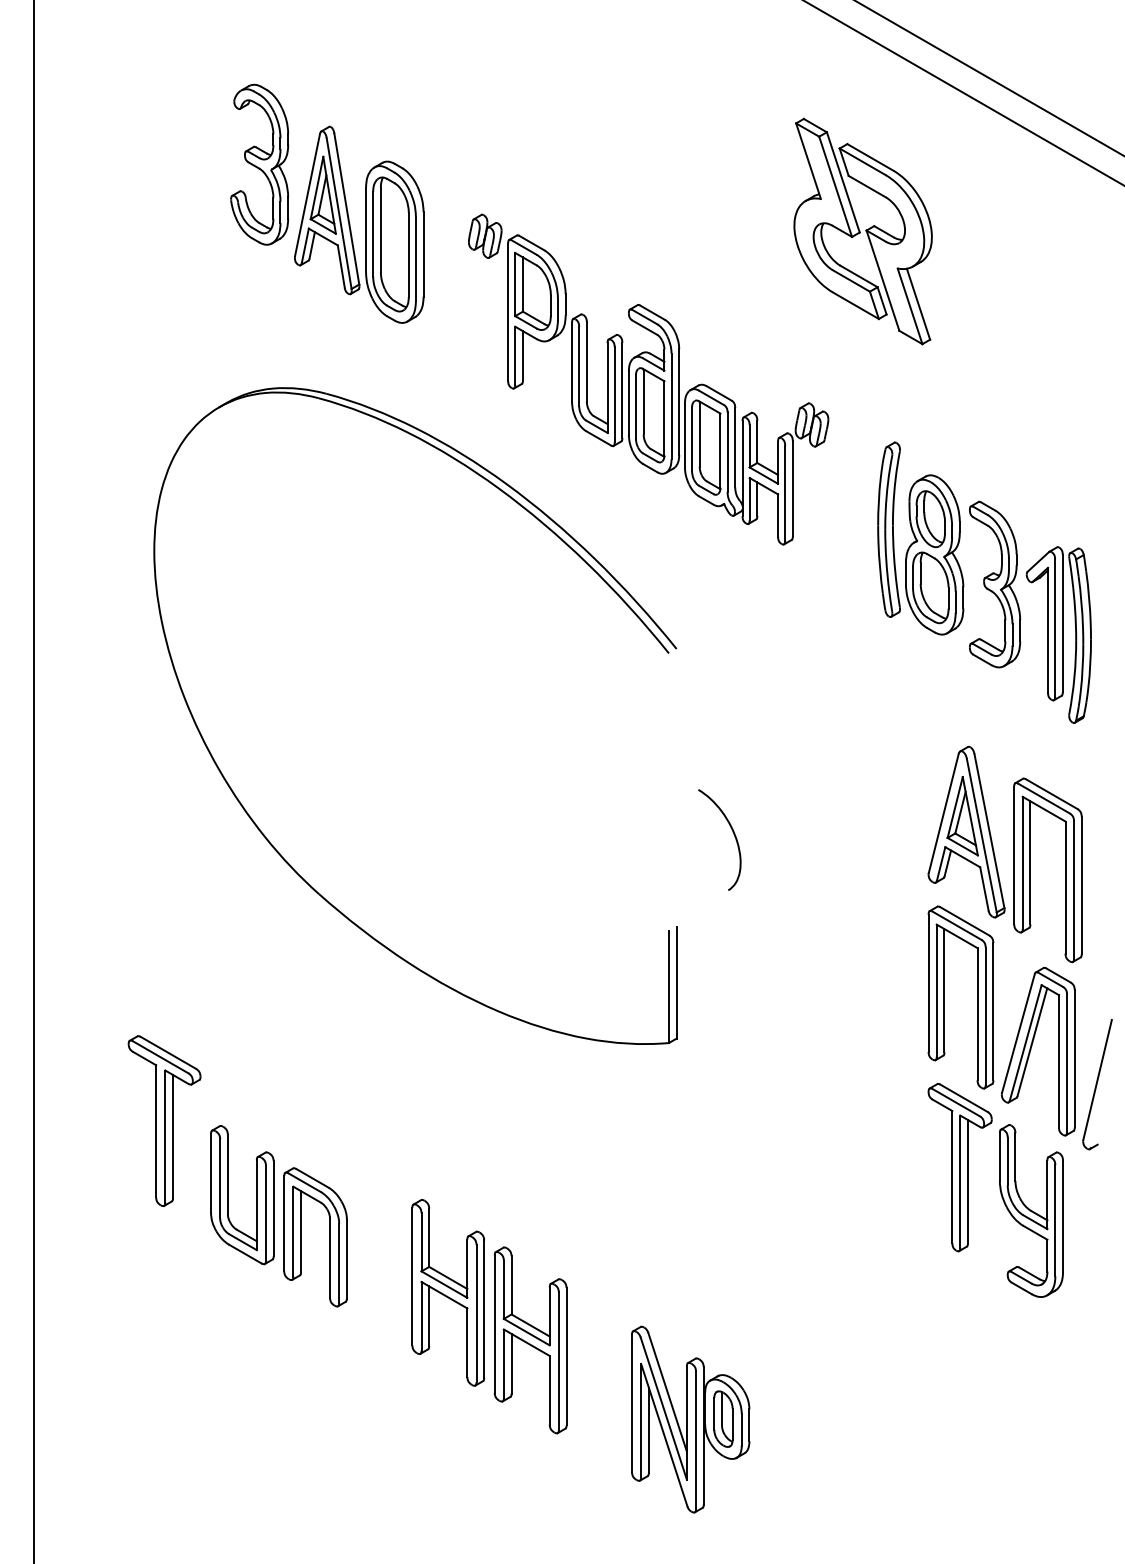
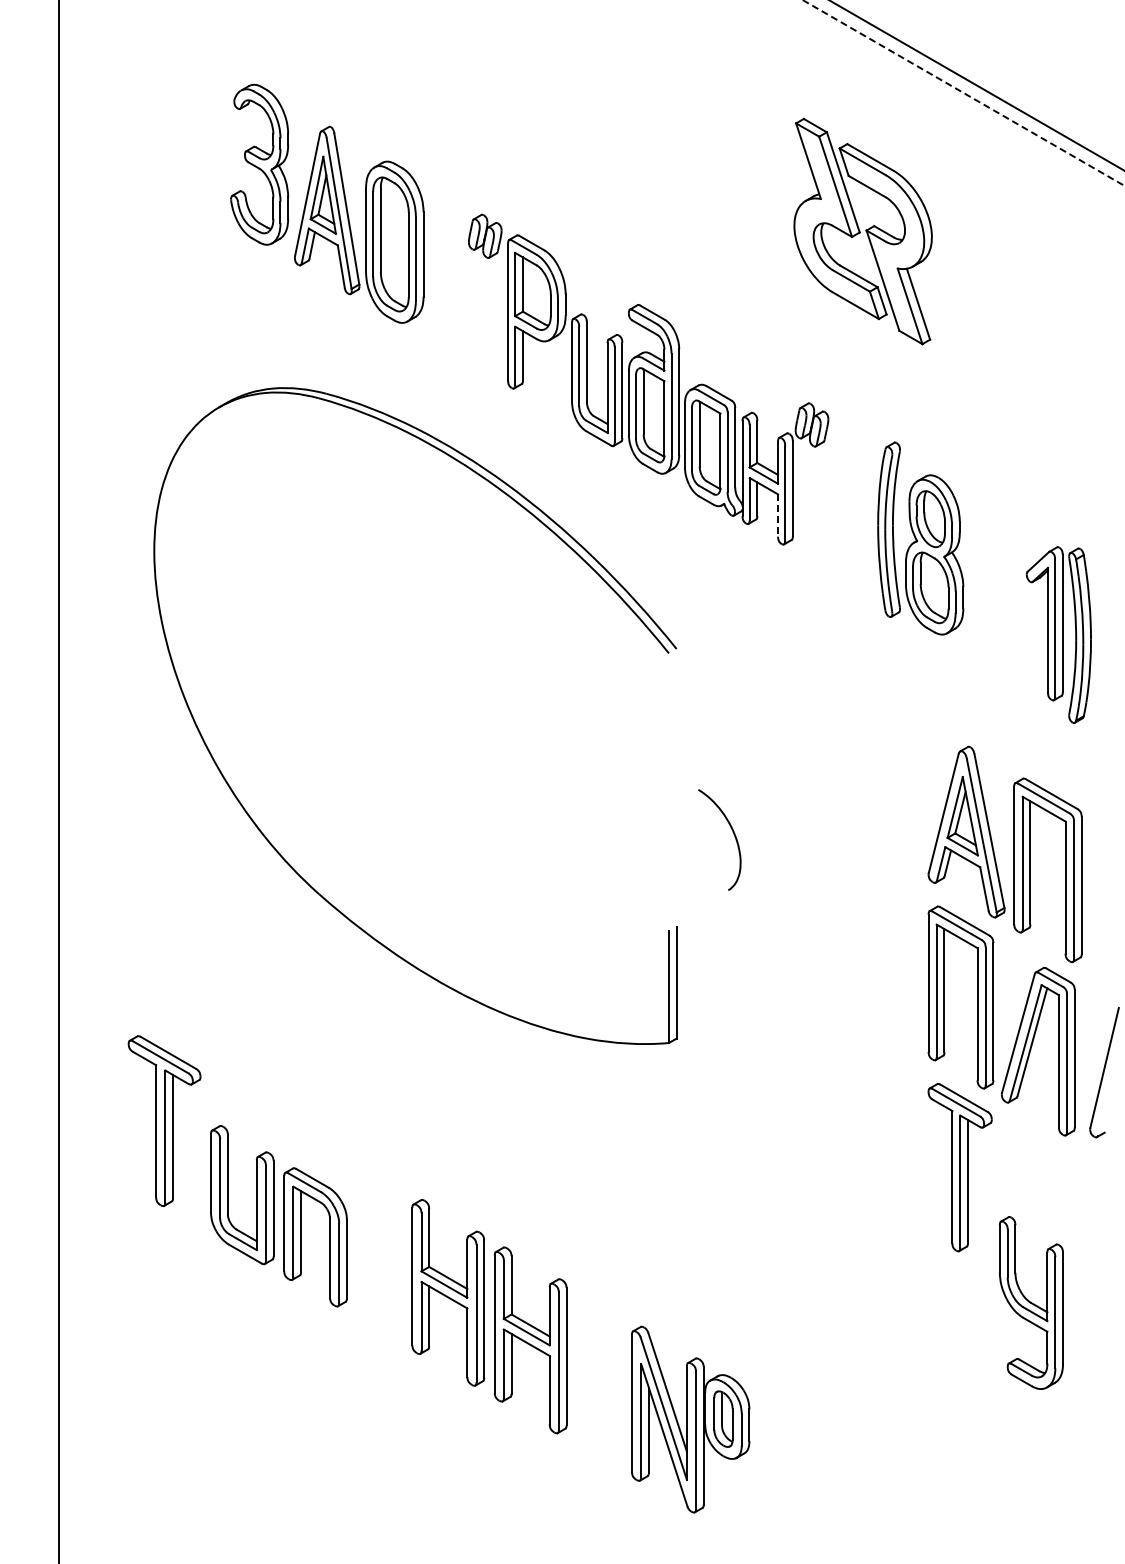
line position: (989, 78) -> (977, 85) (977, 85)
line: solid -> dashed (963, 93)
line: solid -> dashed (778, 516)
part: present -> none (995, 584)
line position: (33, 781) -> (58, 781) (58, 781)
part position: (1097, 1084) -> (1104, 1072) (1104, 1072)
part position: (1031, 1210) -> (1031, 1302) (1031, 1302)
